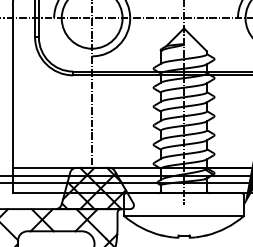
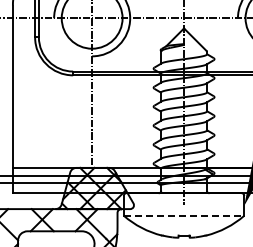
line: solid -> dashed (184, 215)
